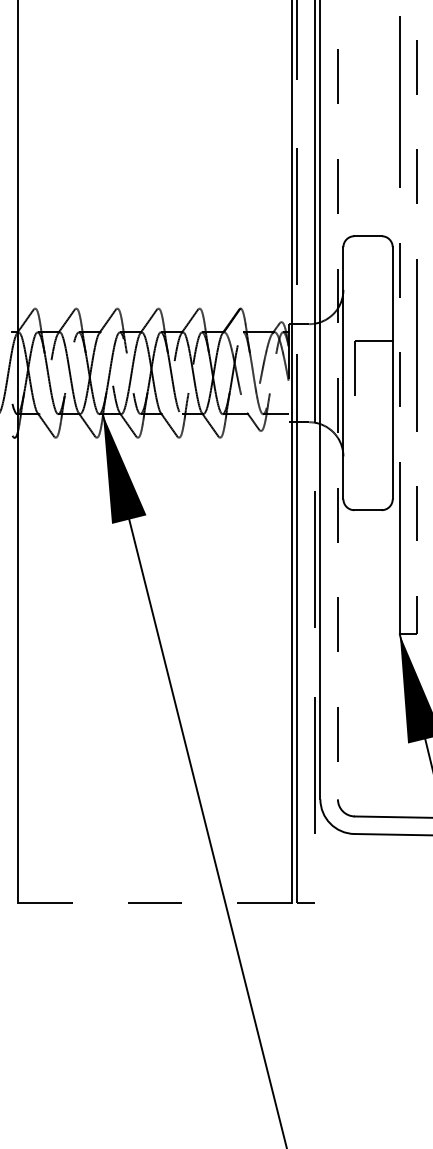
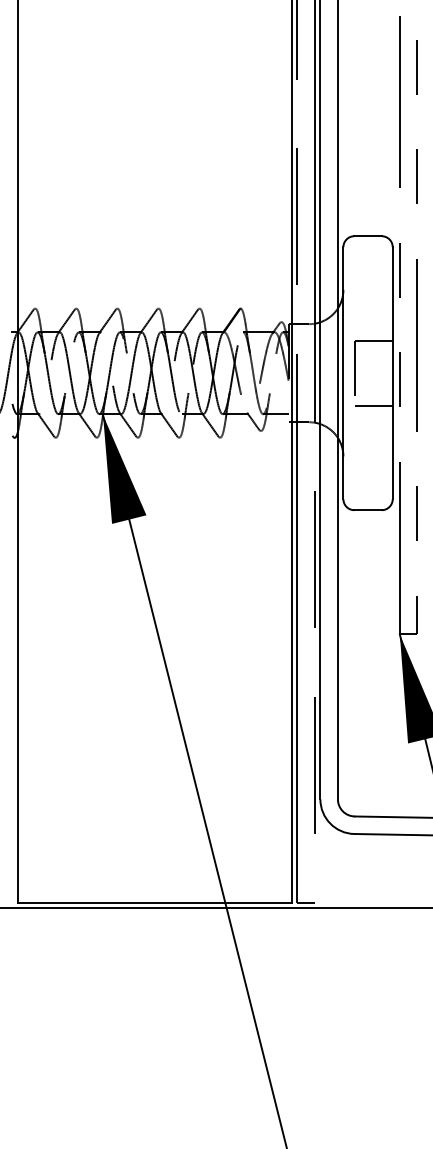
line: dashed -> solid (337, 400)
line: none -> present (373, 405)
line: dashed -> solid (154, 902)
line: none -> present (215, 908)
